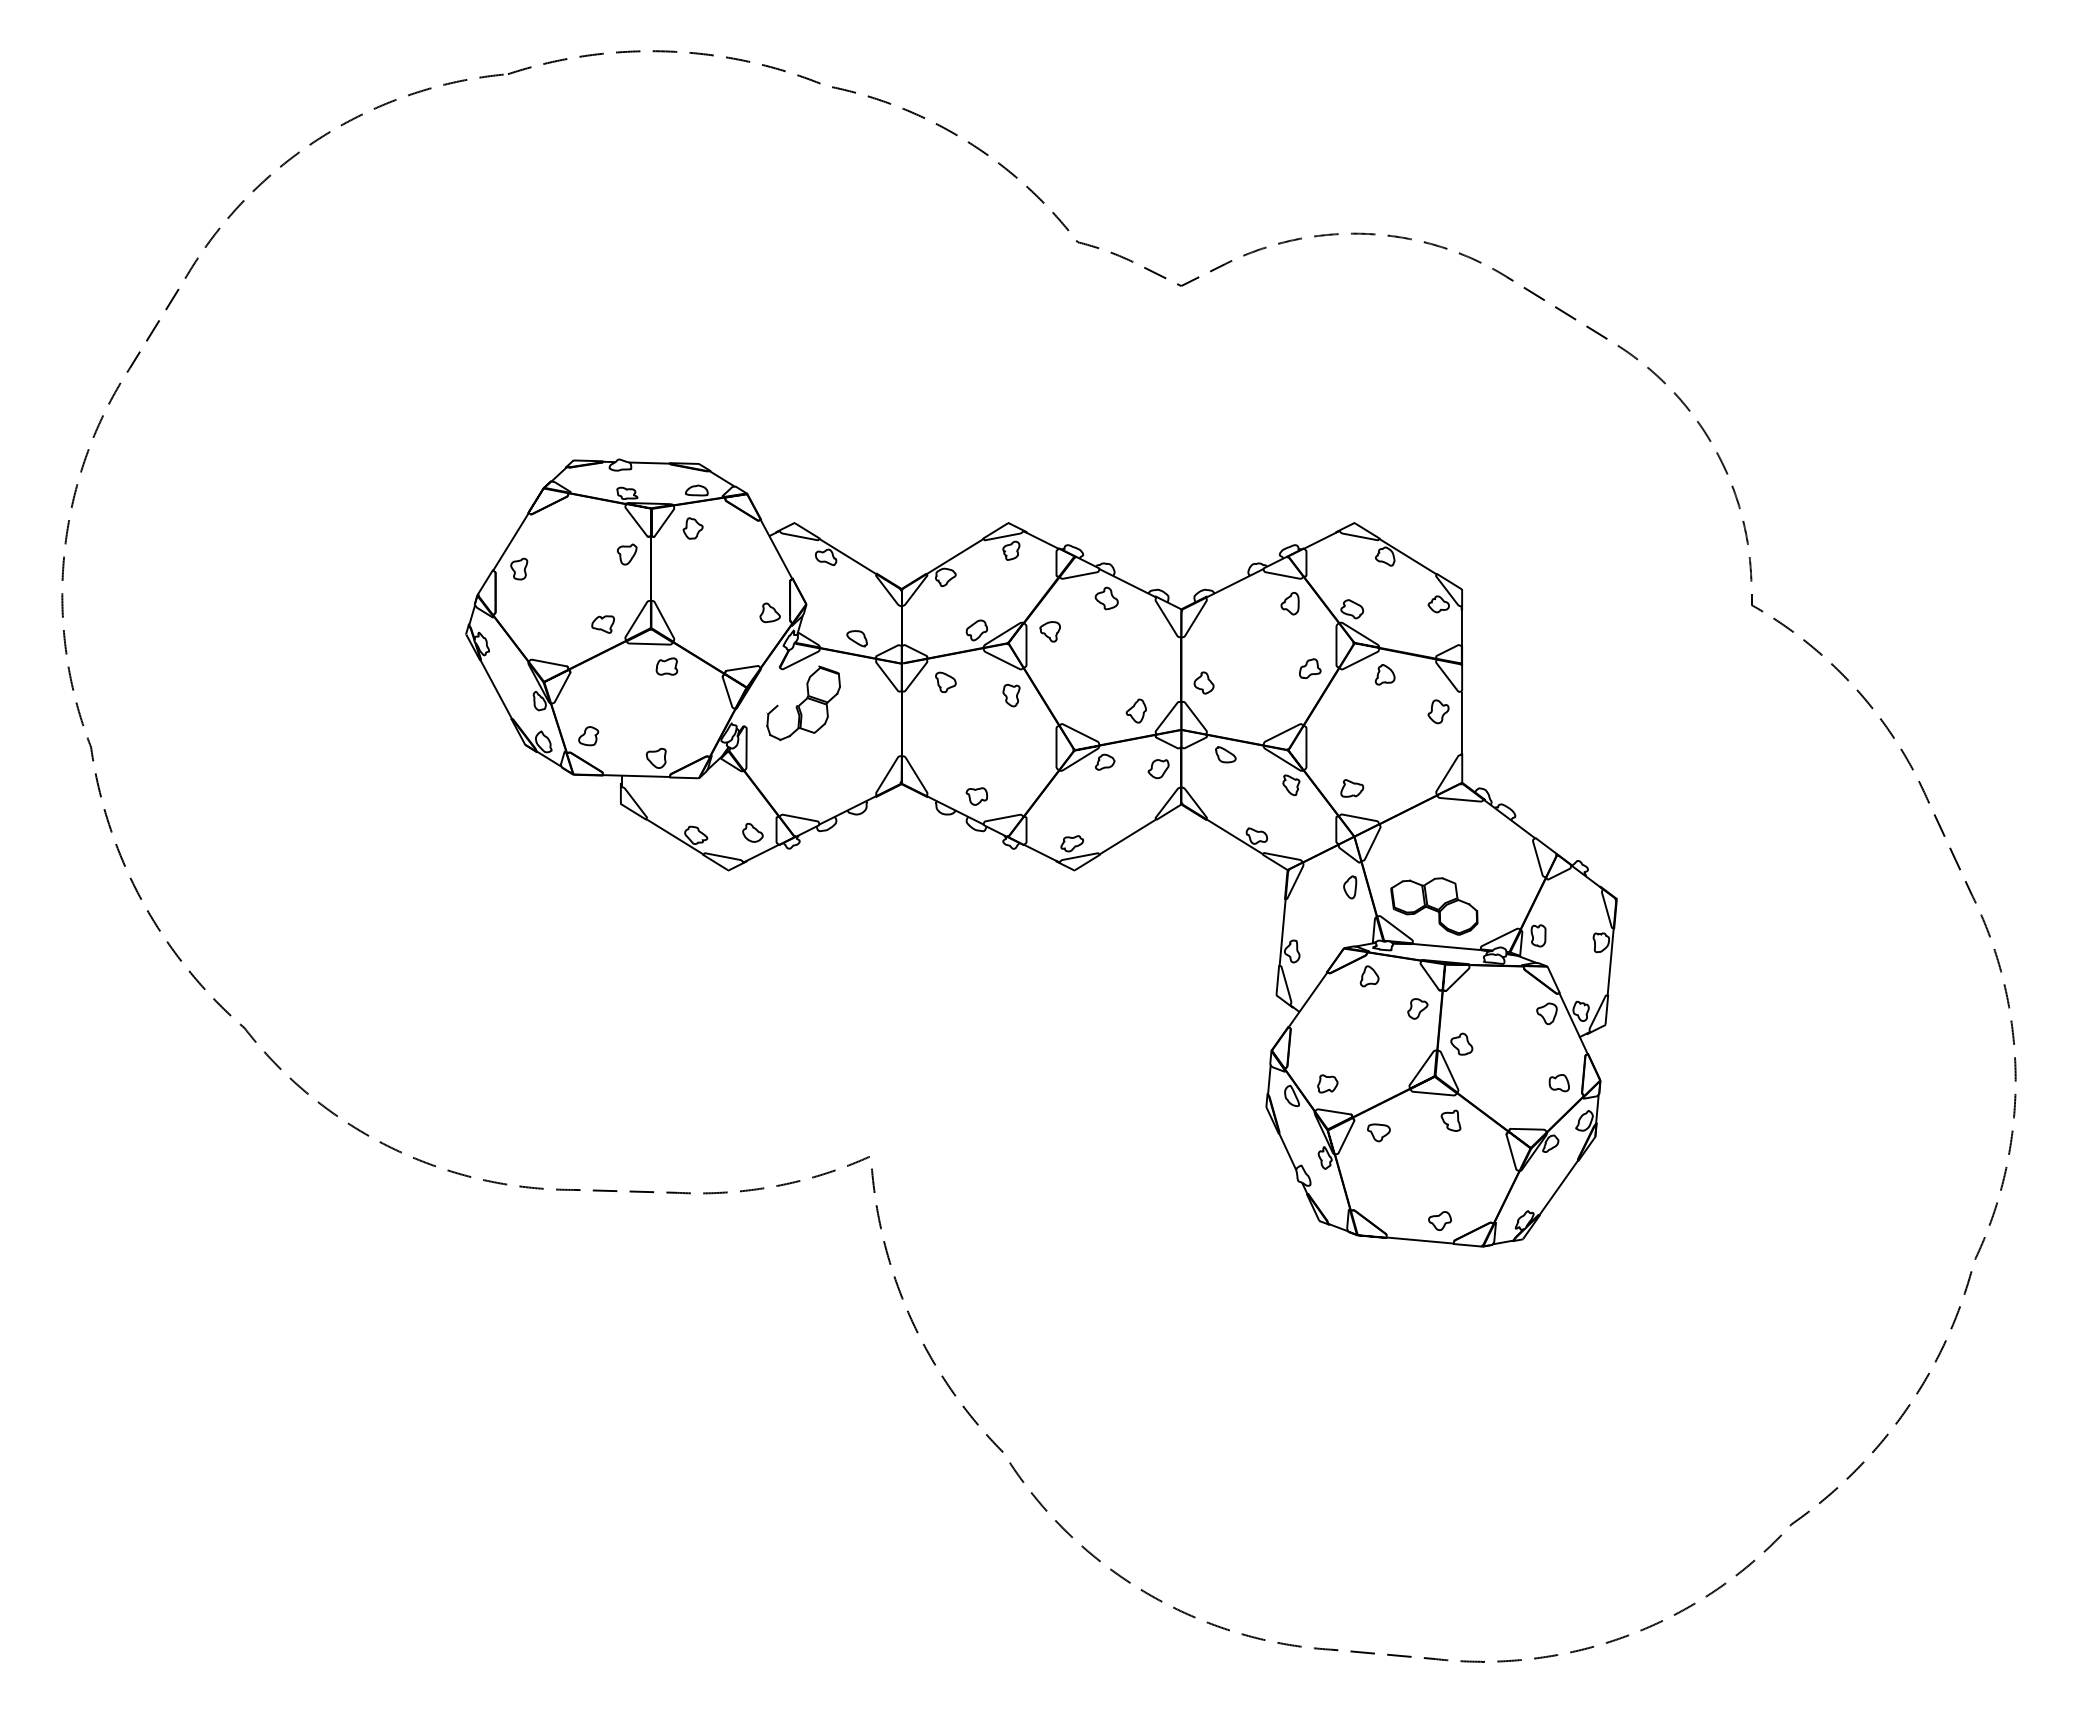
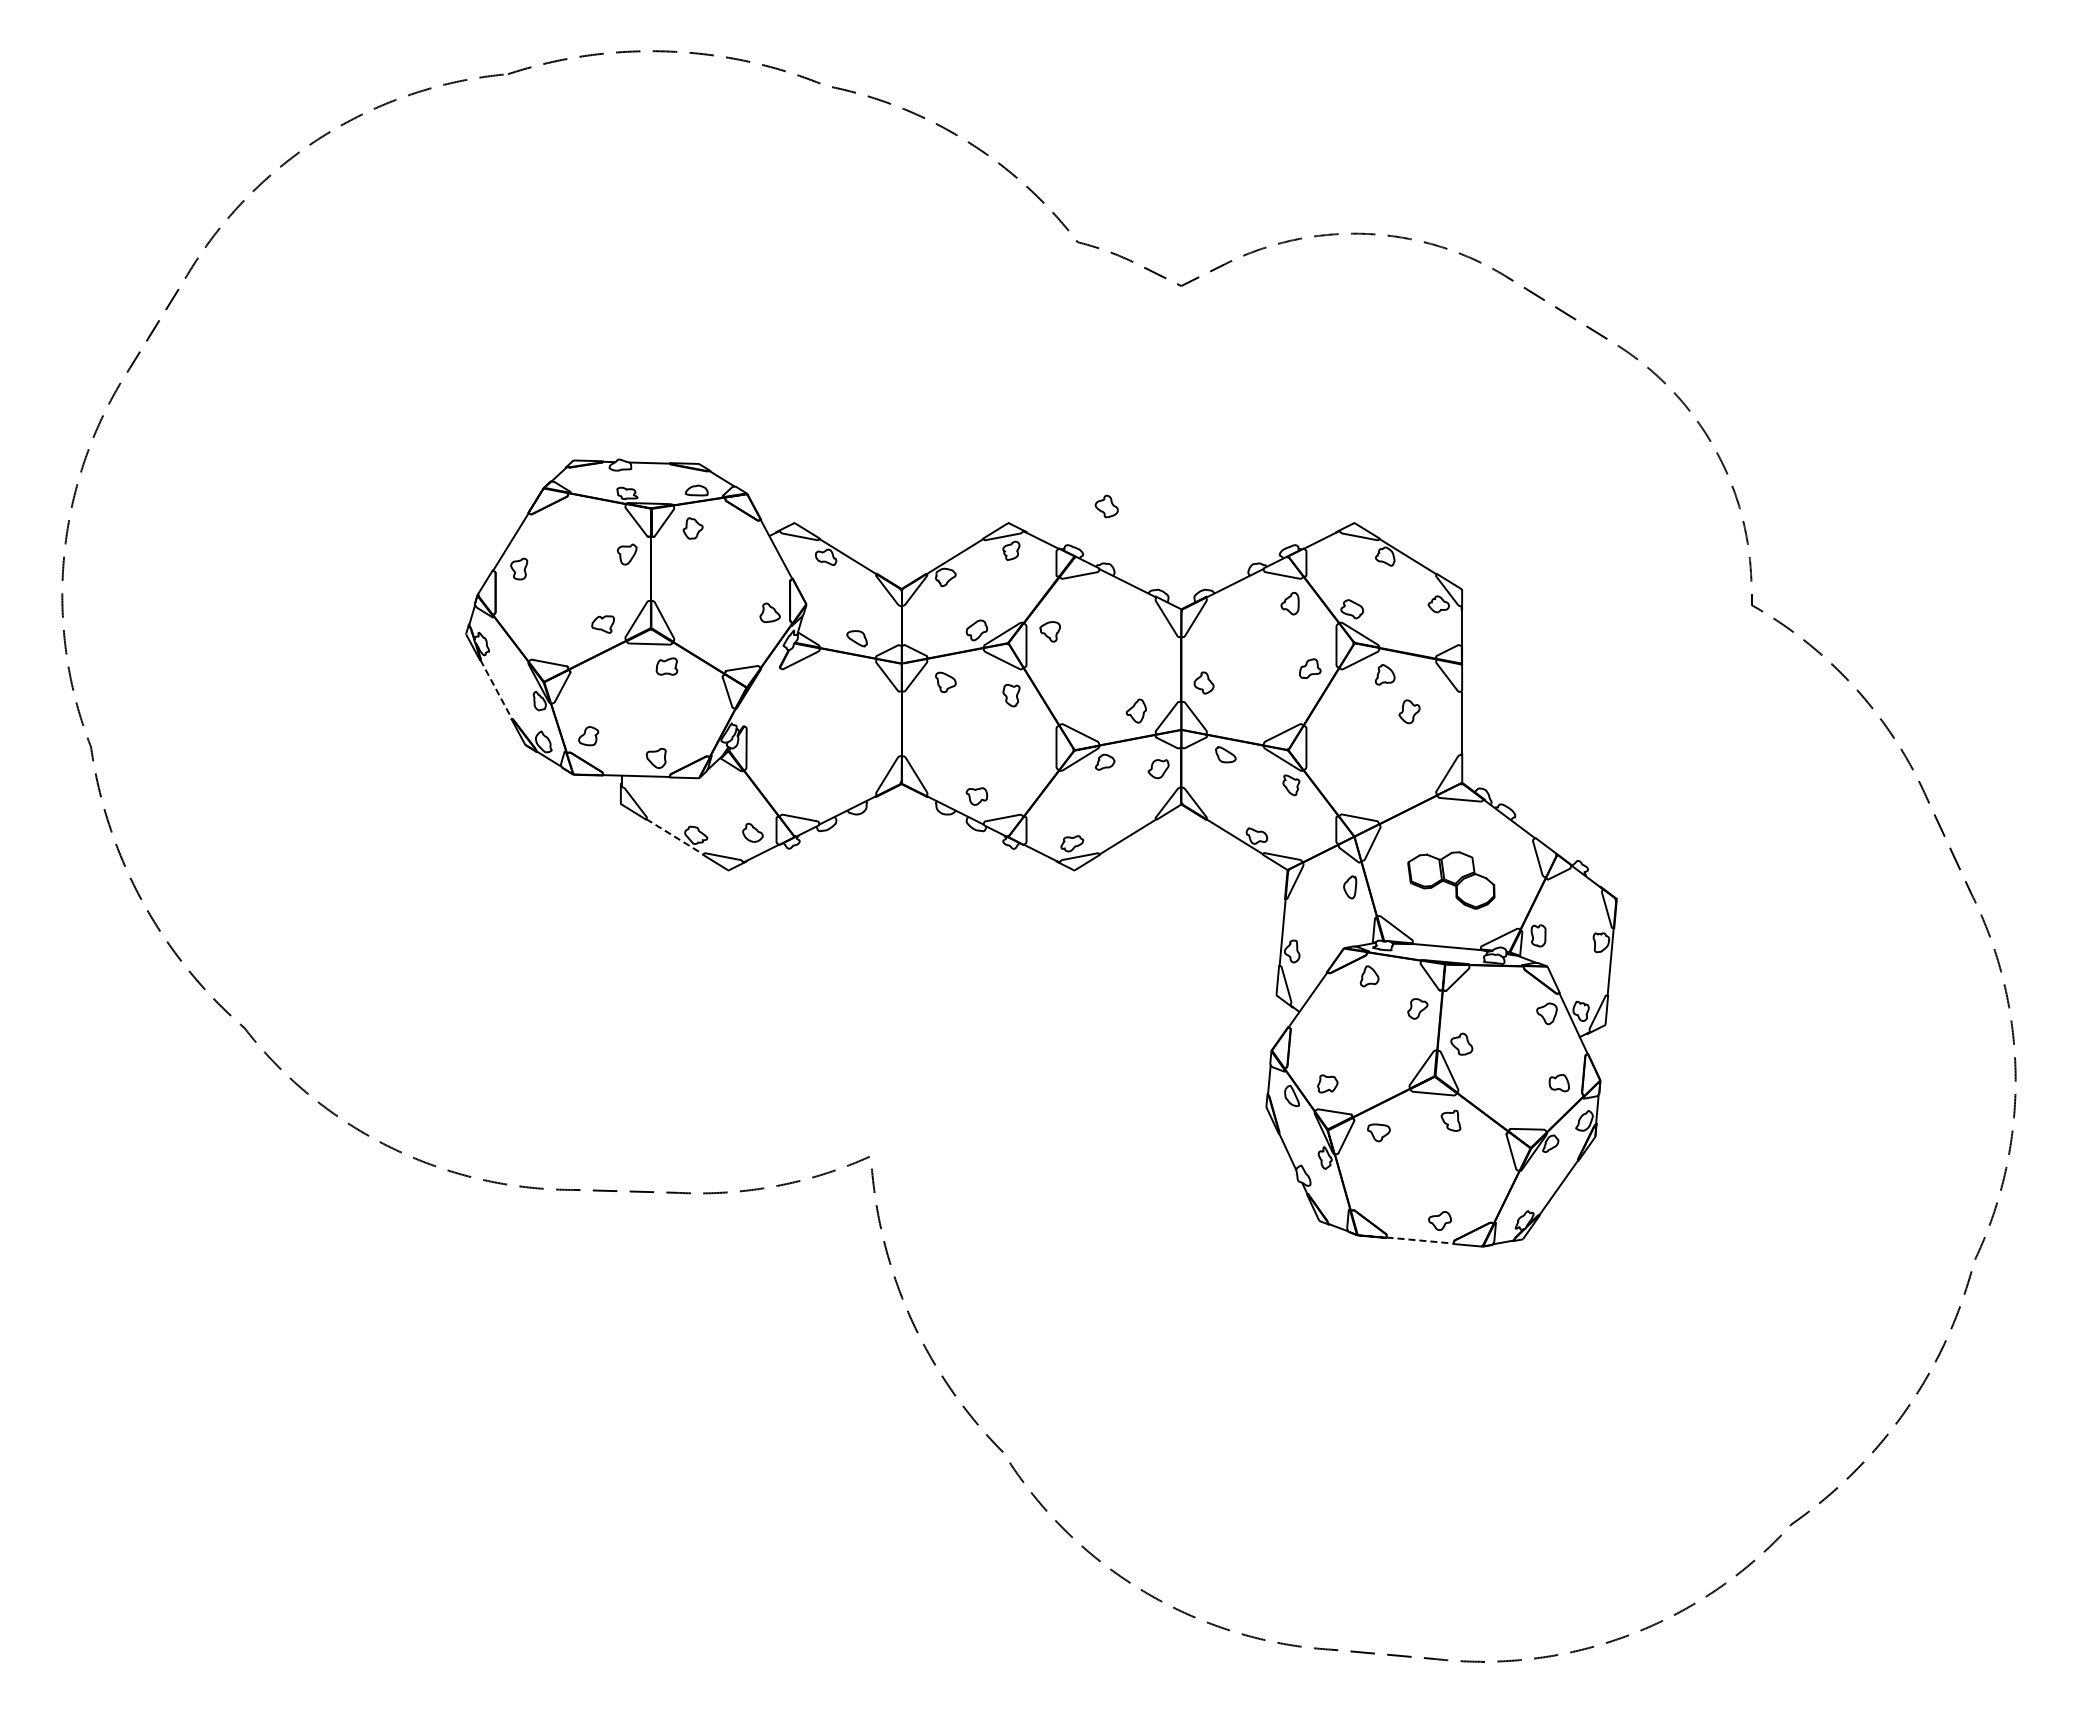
part position: (1106, 598) -> (1106, 506) (1106, 506)
line: solid -> dashed (496, 689)
part: present -> none (803, 702)
part position: (1438, 711) -> (1409, 711) (1409, 711)
part: present -> none (1352, 788)
line: solid -> dashed (674, 836)
part position: (1434, 906) -> (1451, 880) (1451, 880)
line: solid -> dashed (1420, 1240)
